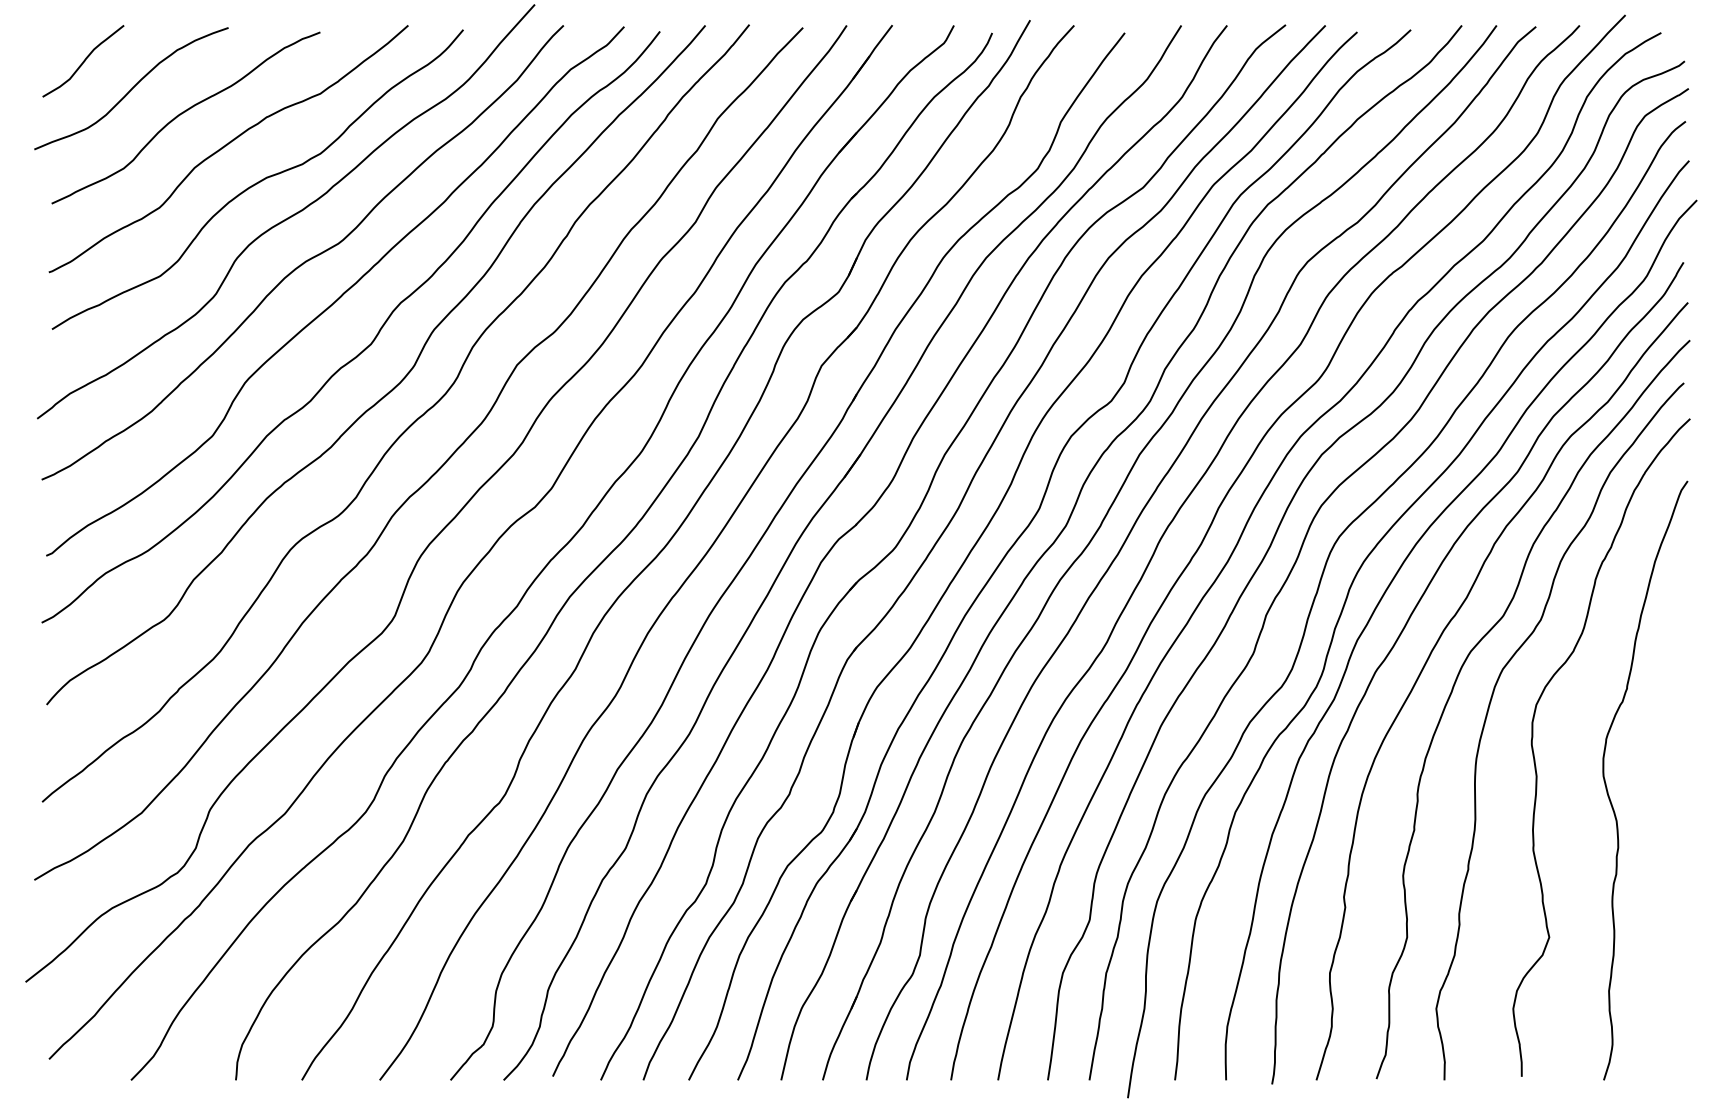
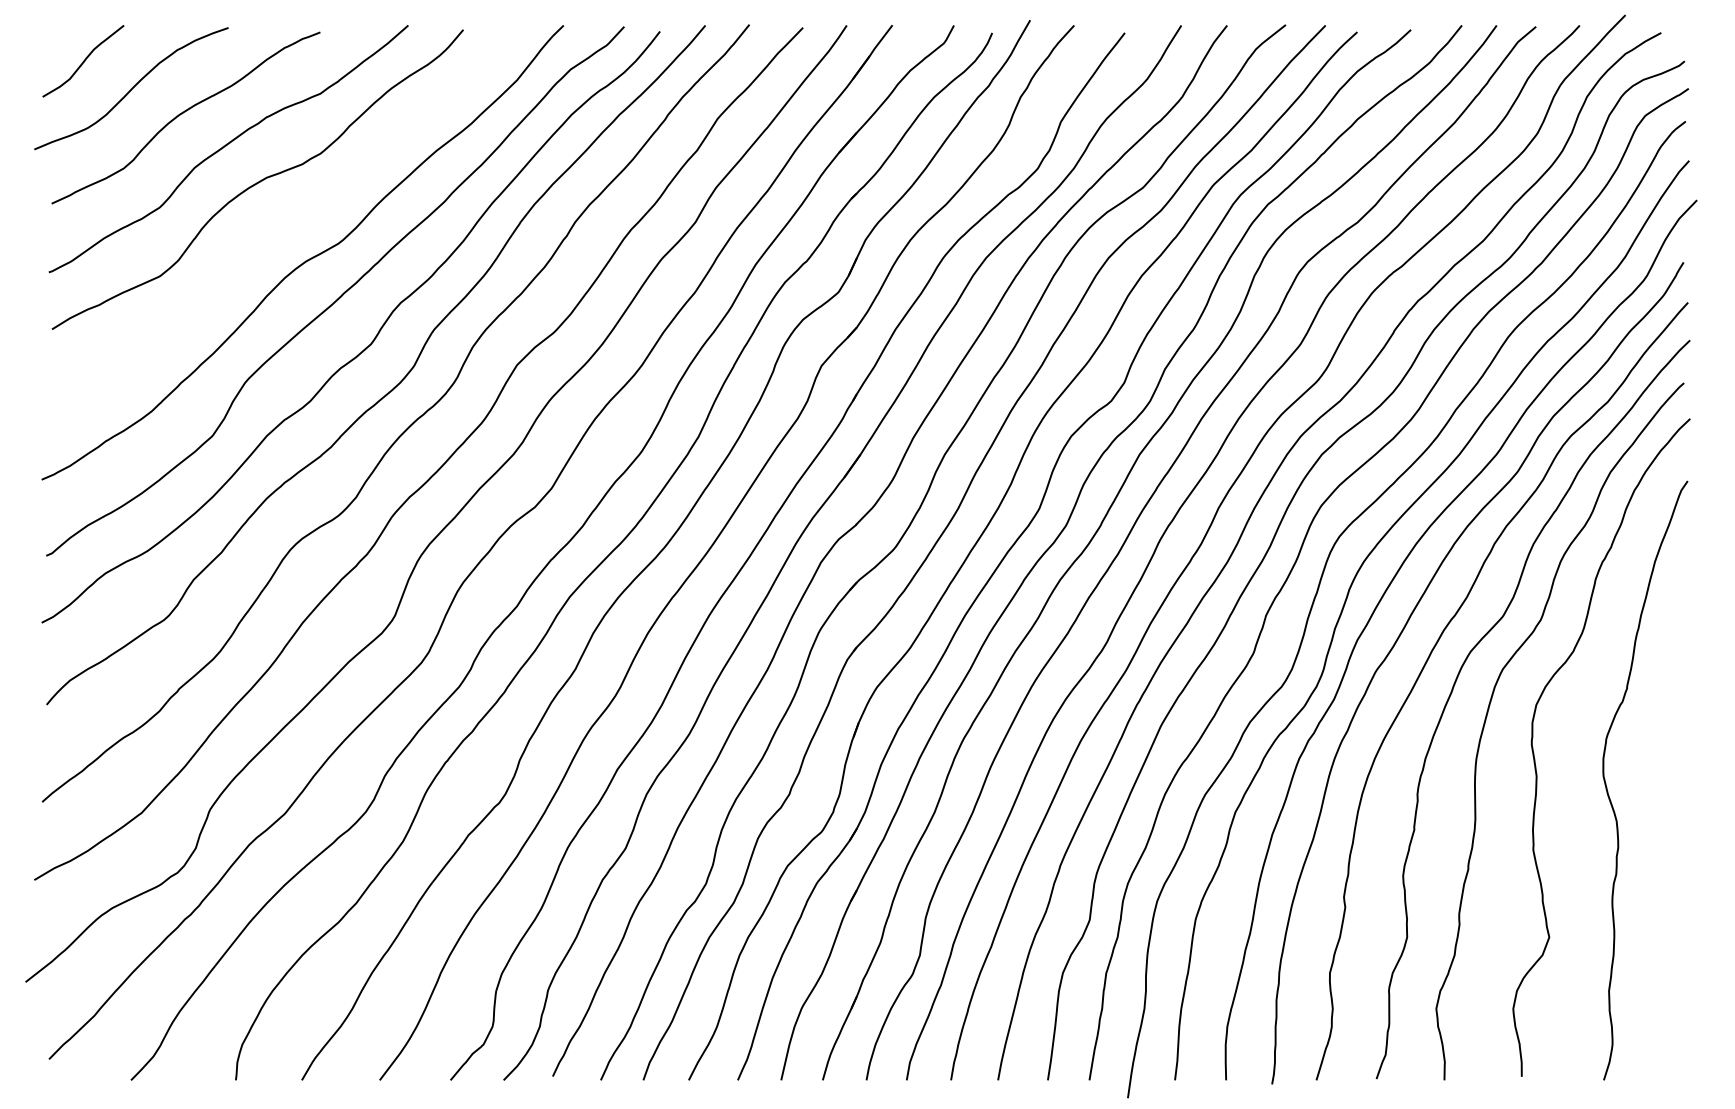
curve: present -> none (289, 216)
